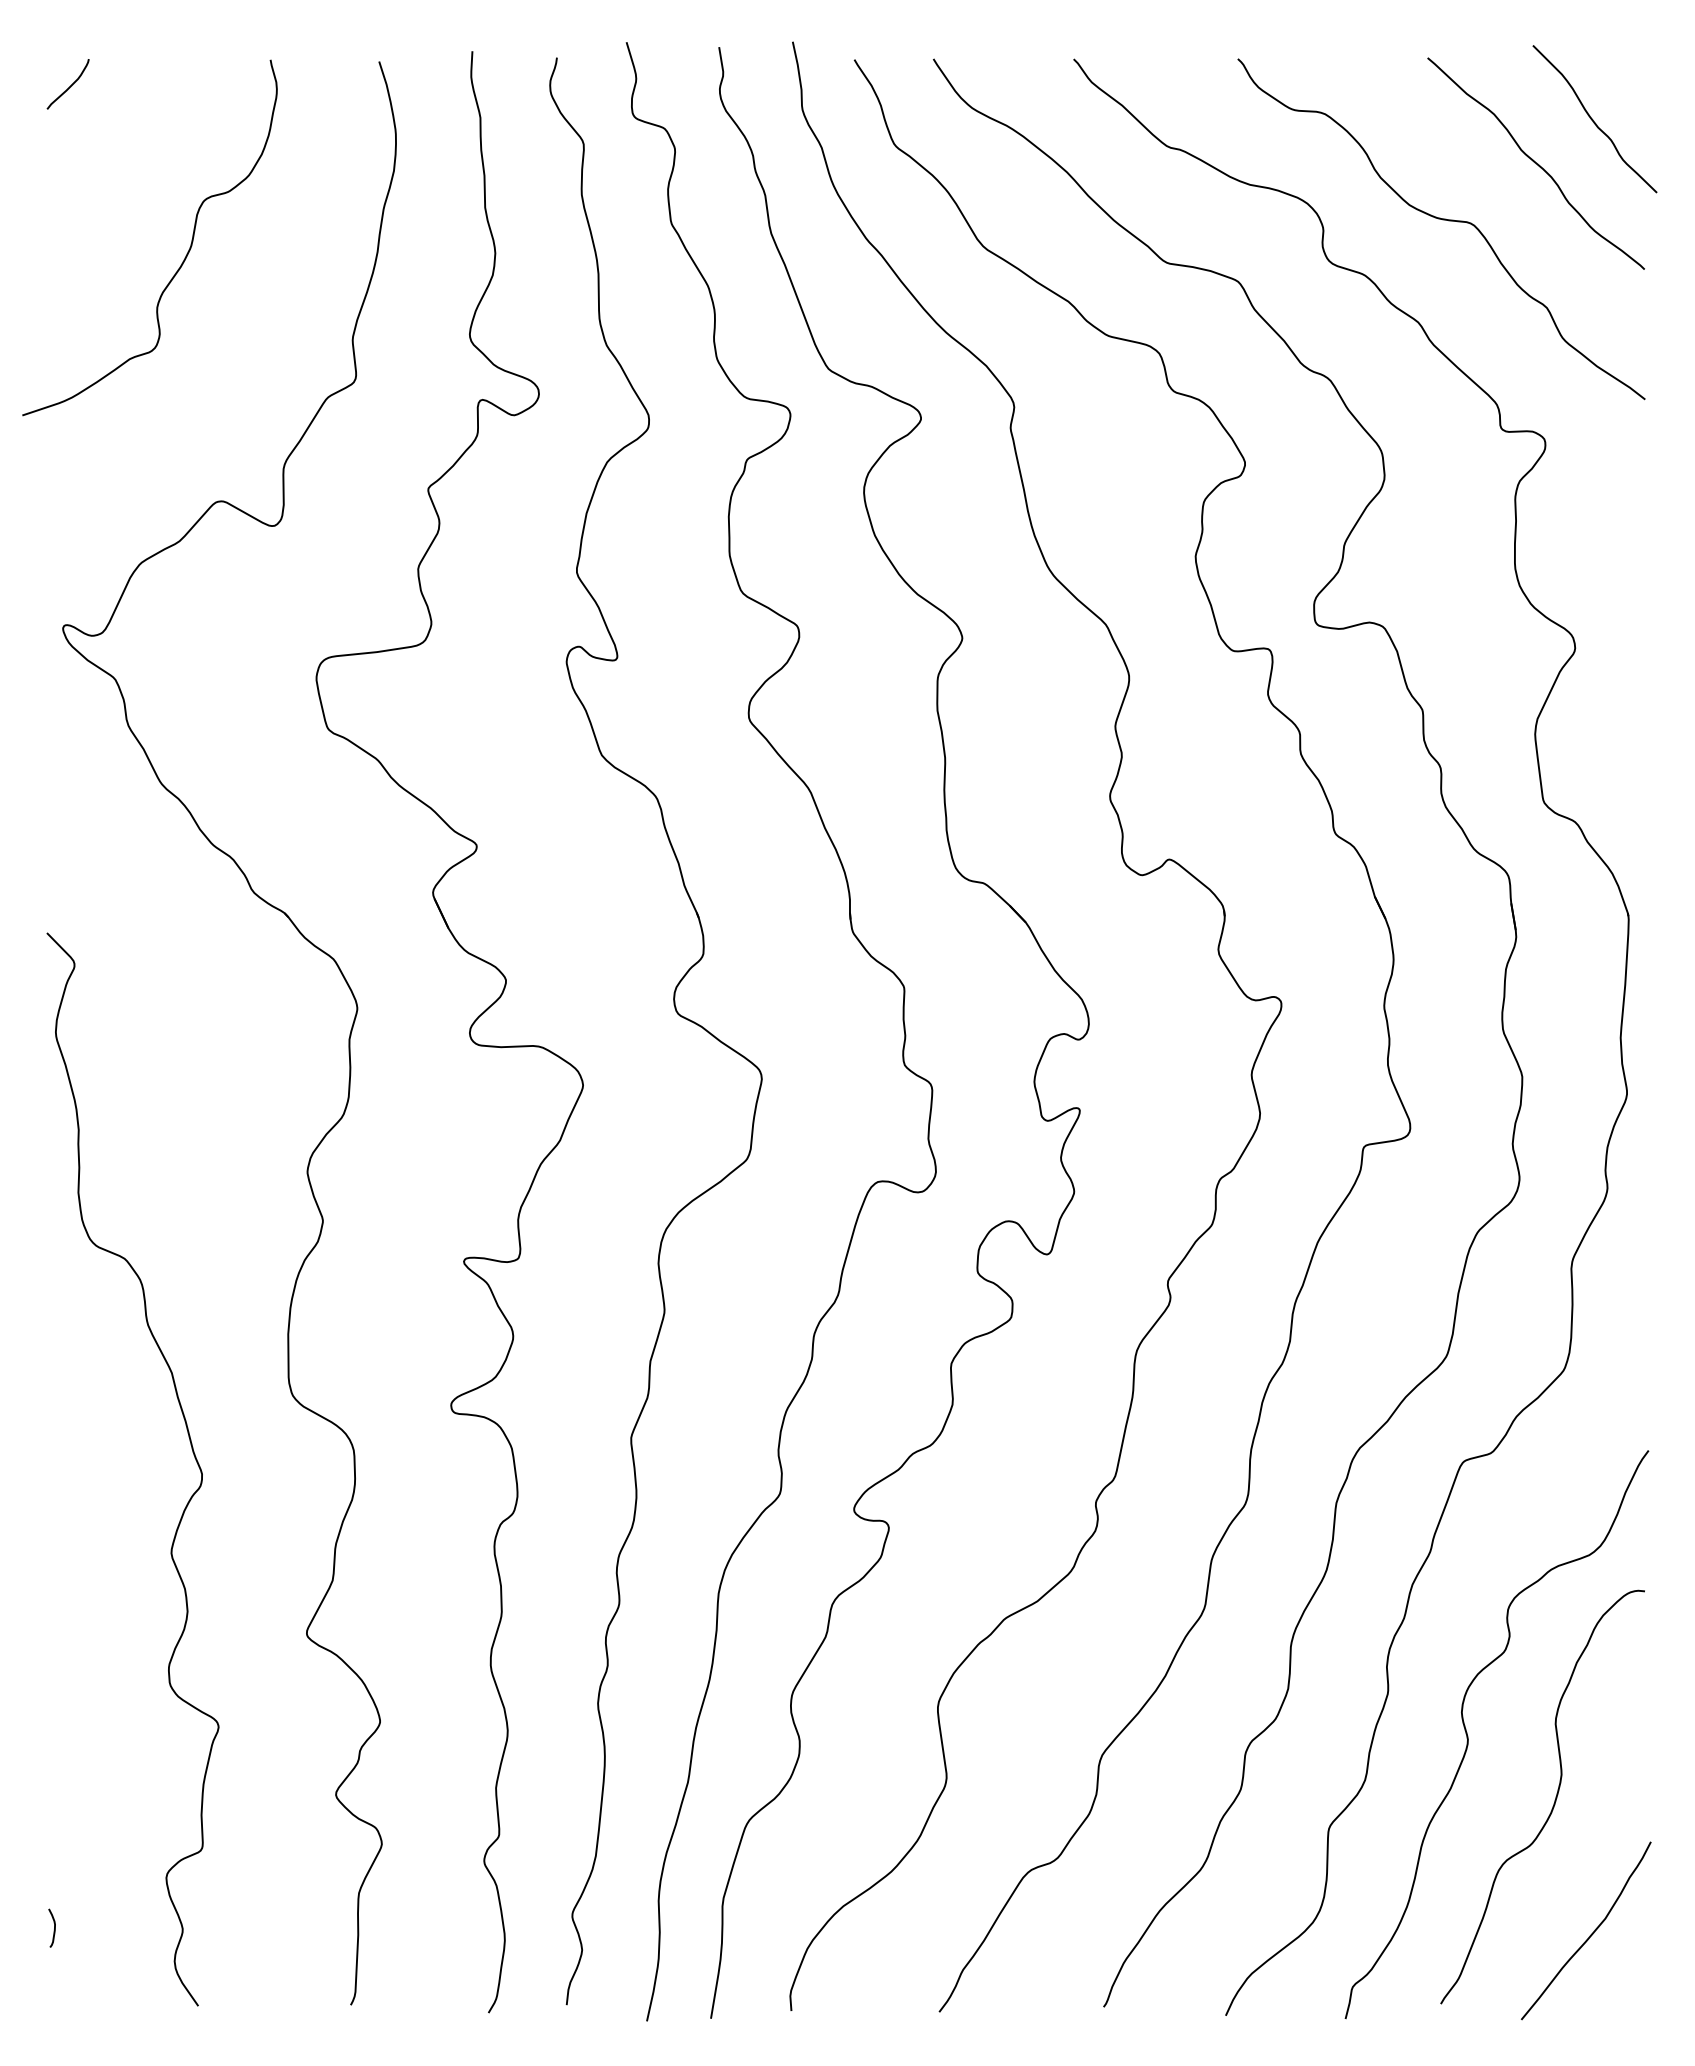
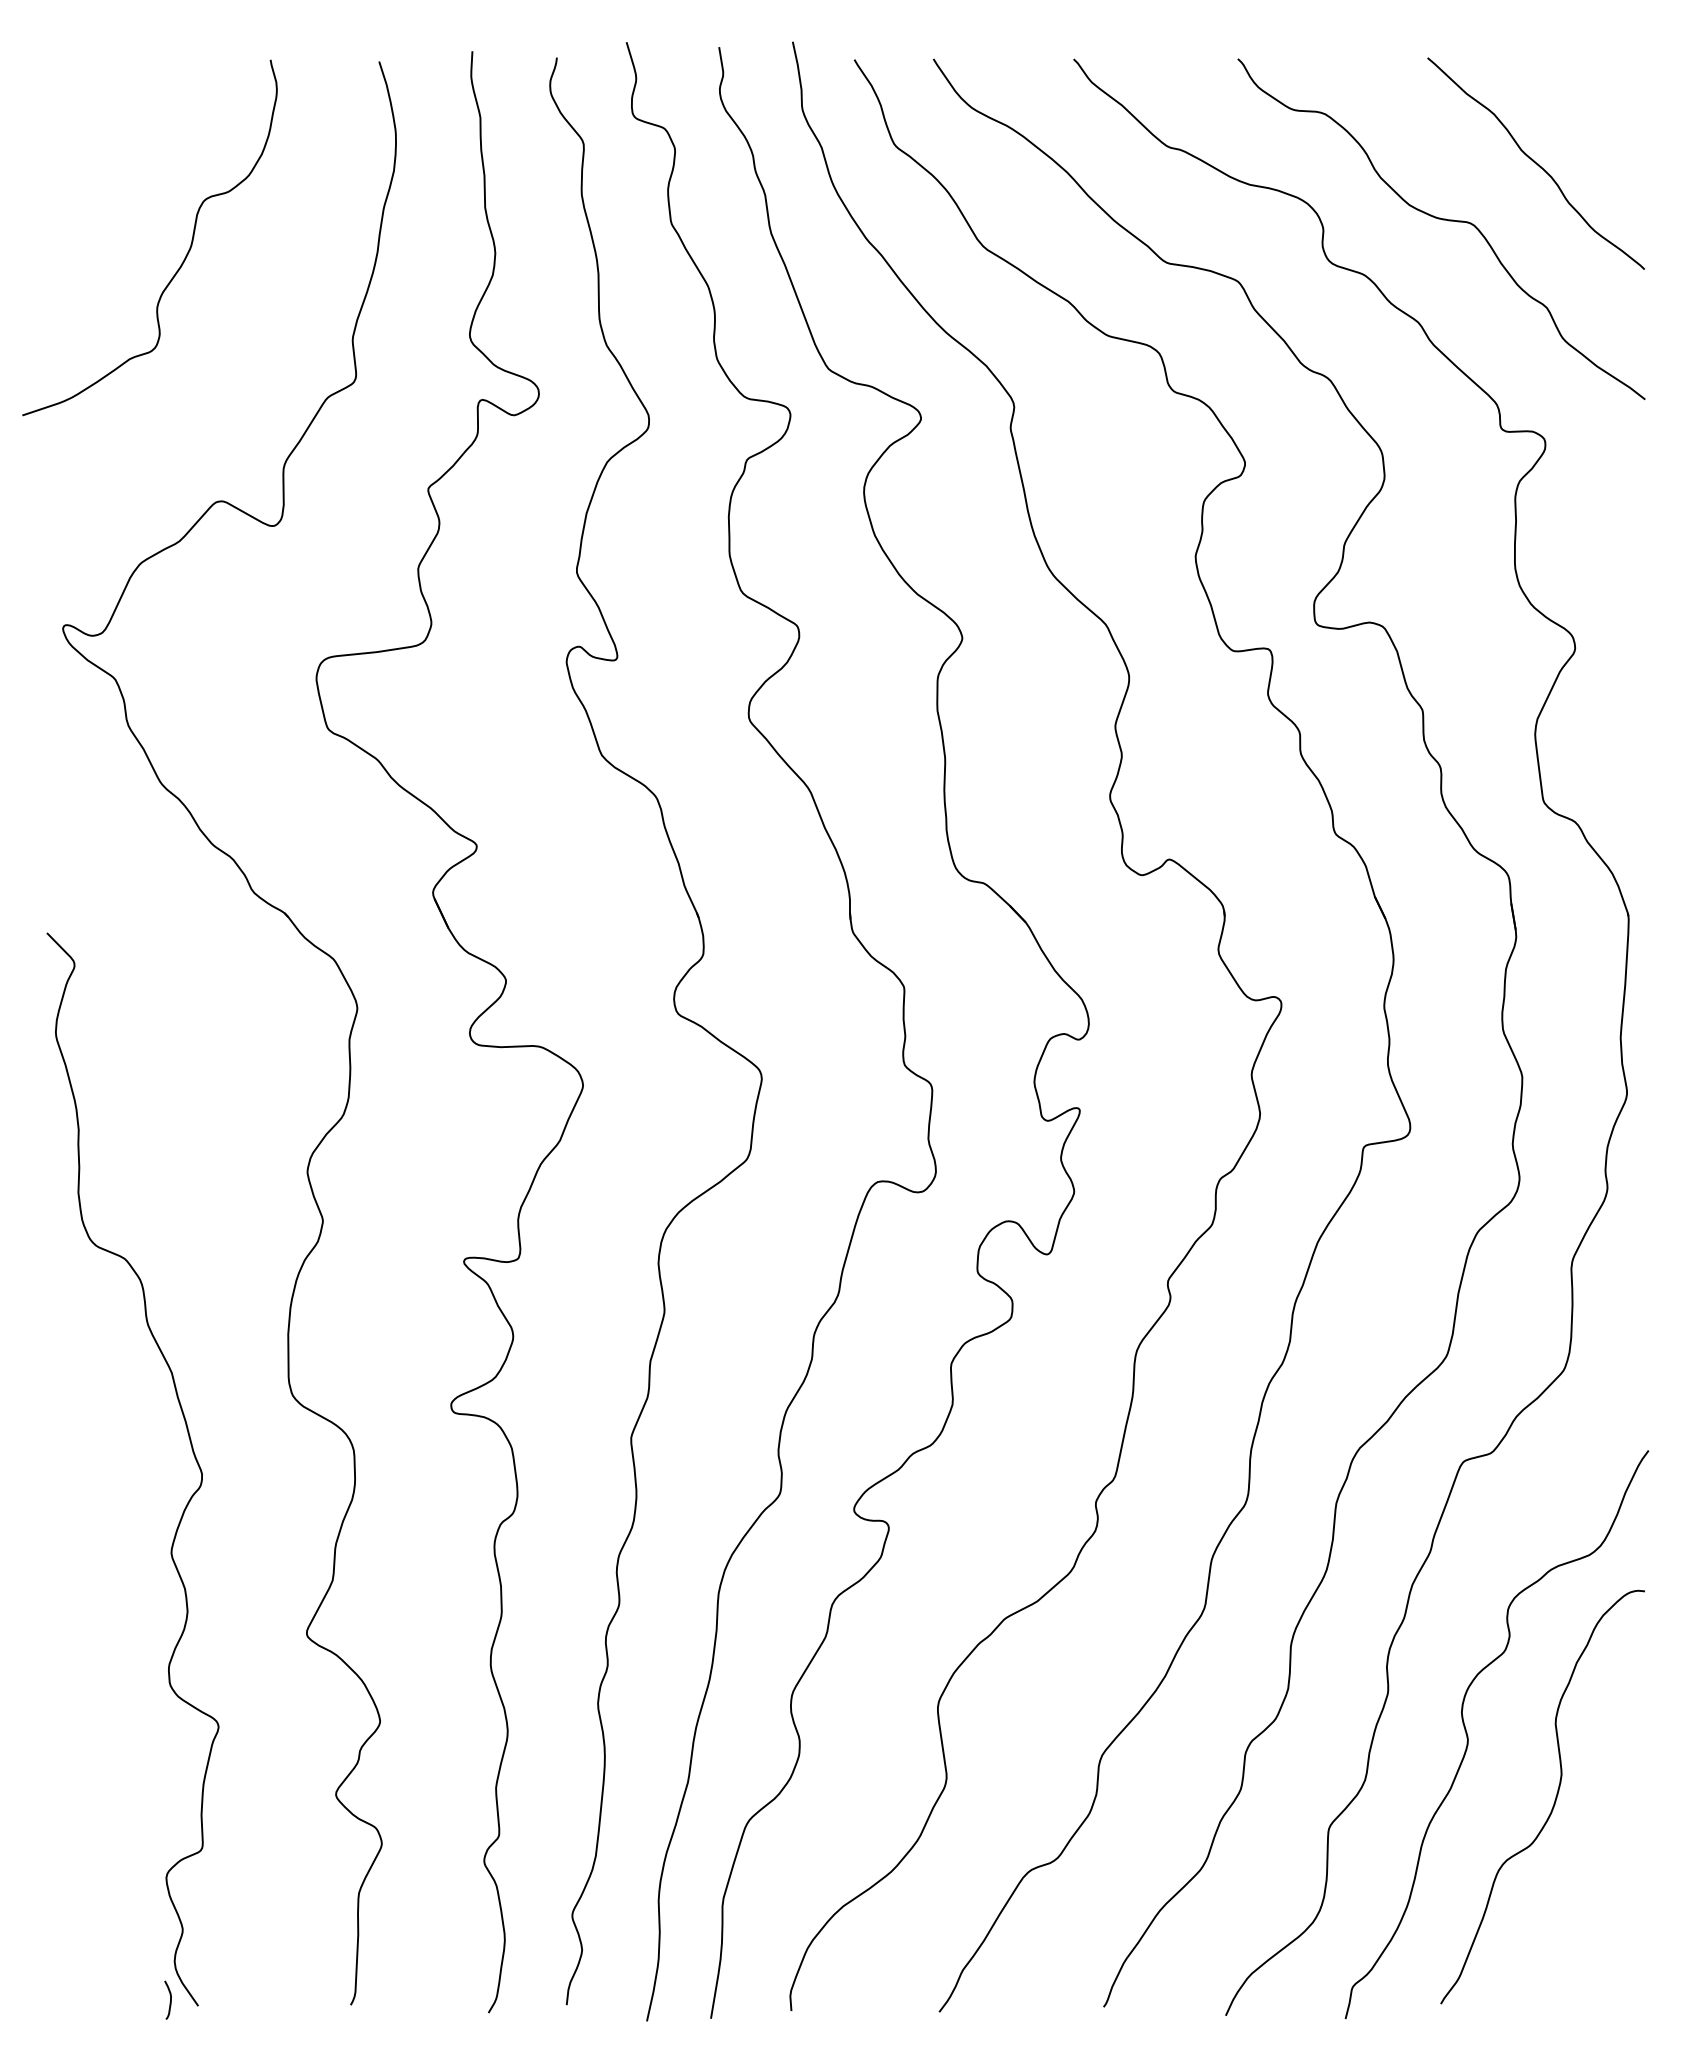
curve: present -> none (69, 86)
curve: present -> none (1593, 119)
curve position: (54, 1927) -> (170, 1999) (170, 1999)
curve: present -> none (1590, 1934)
